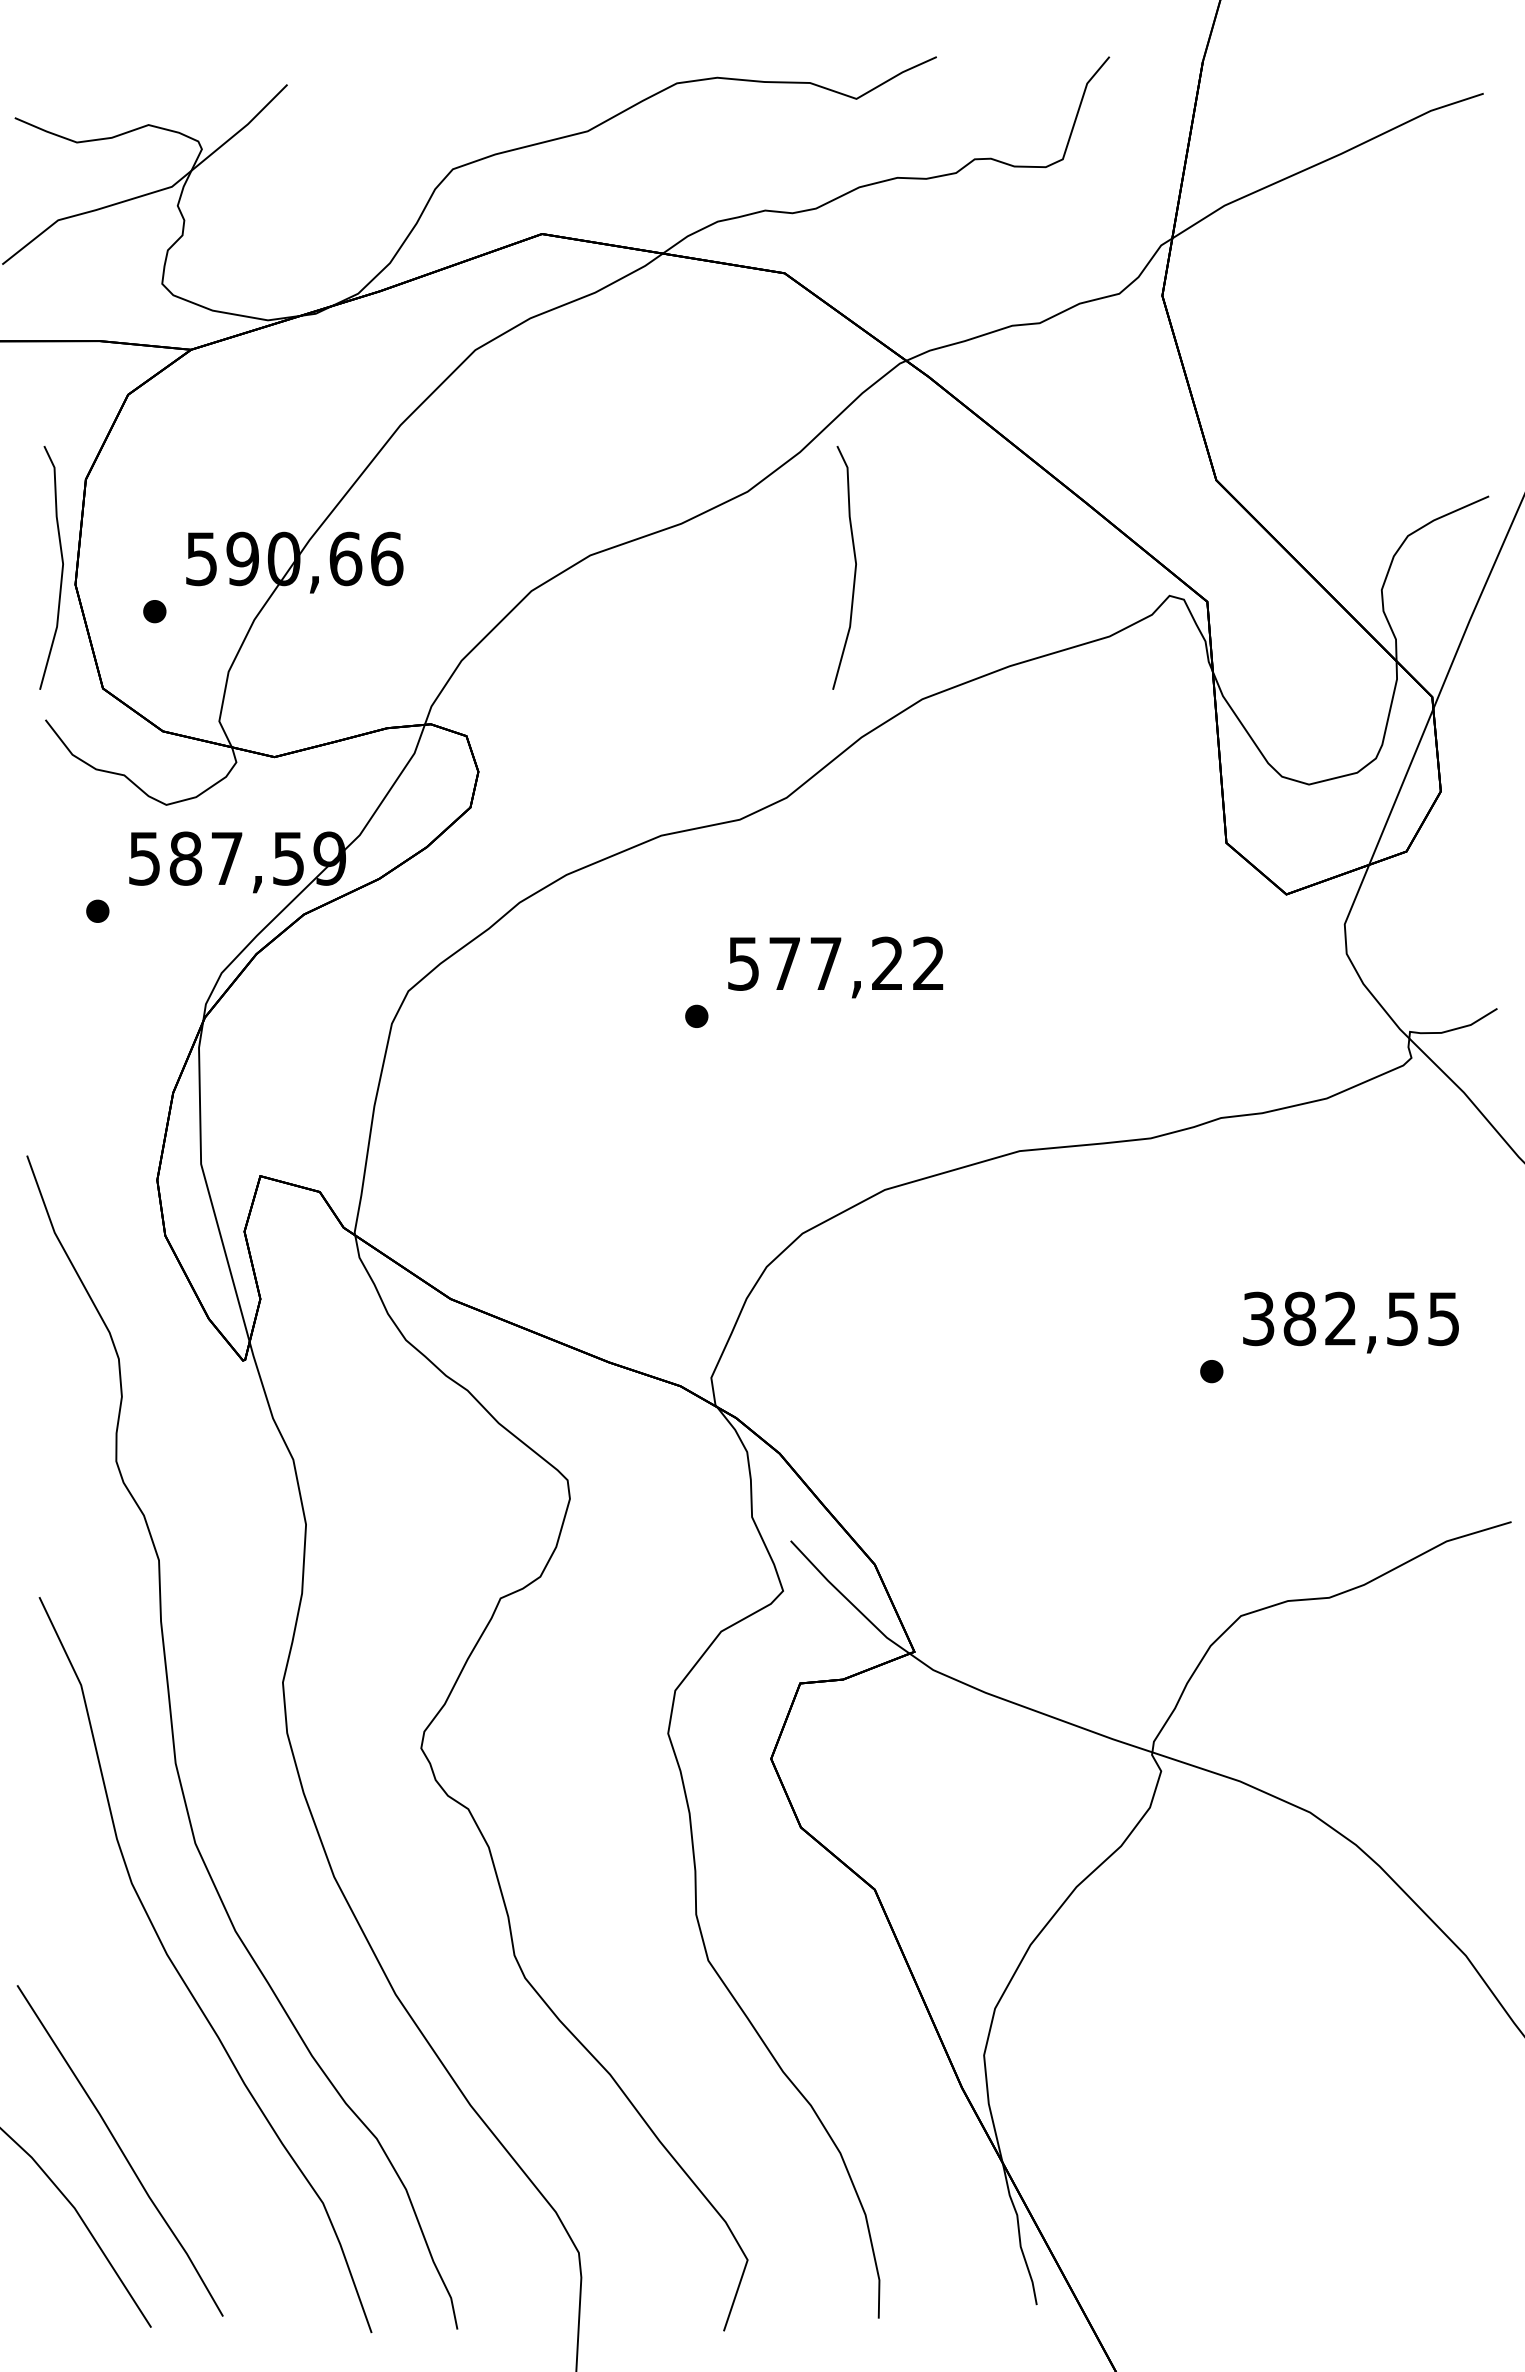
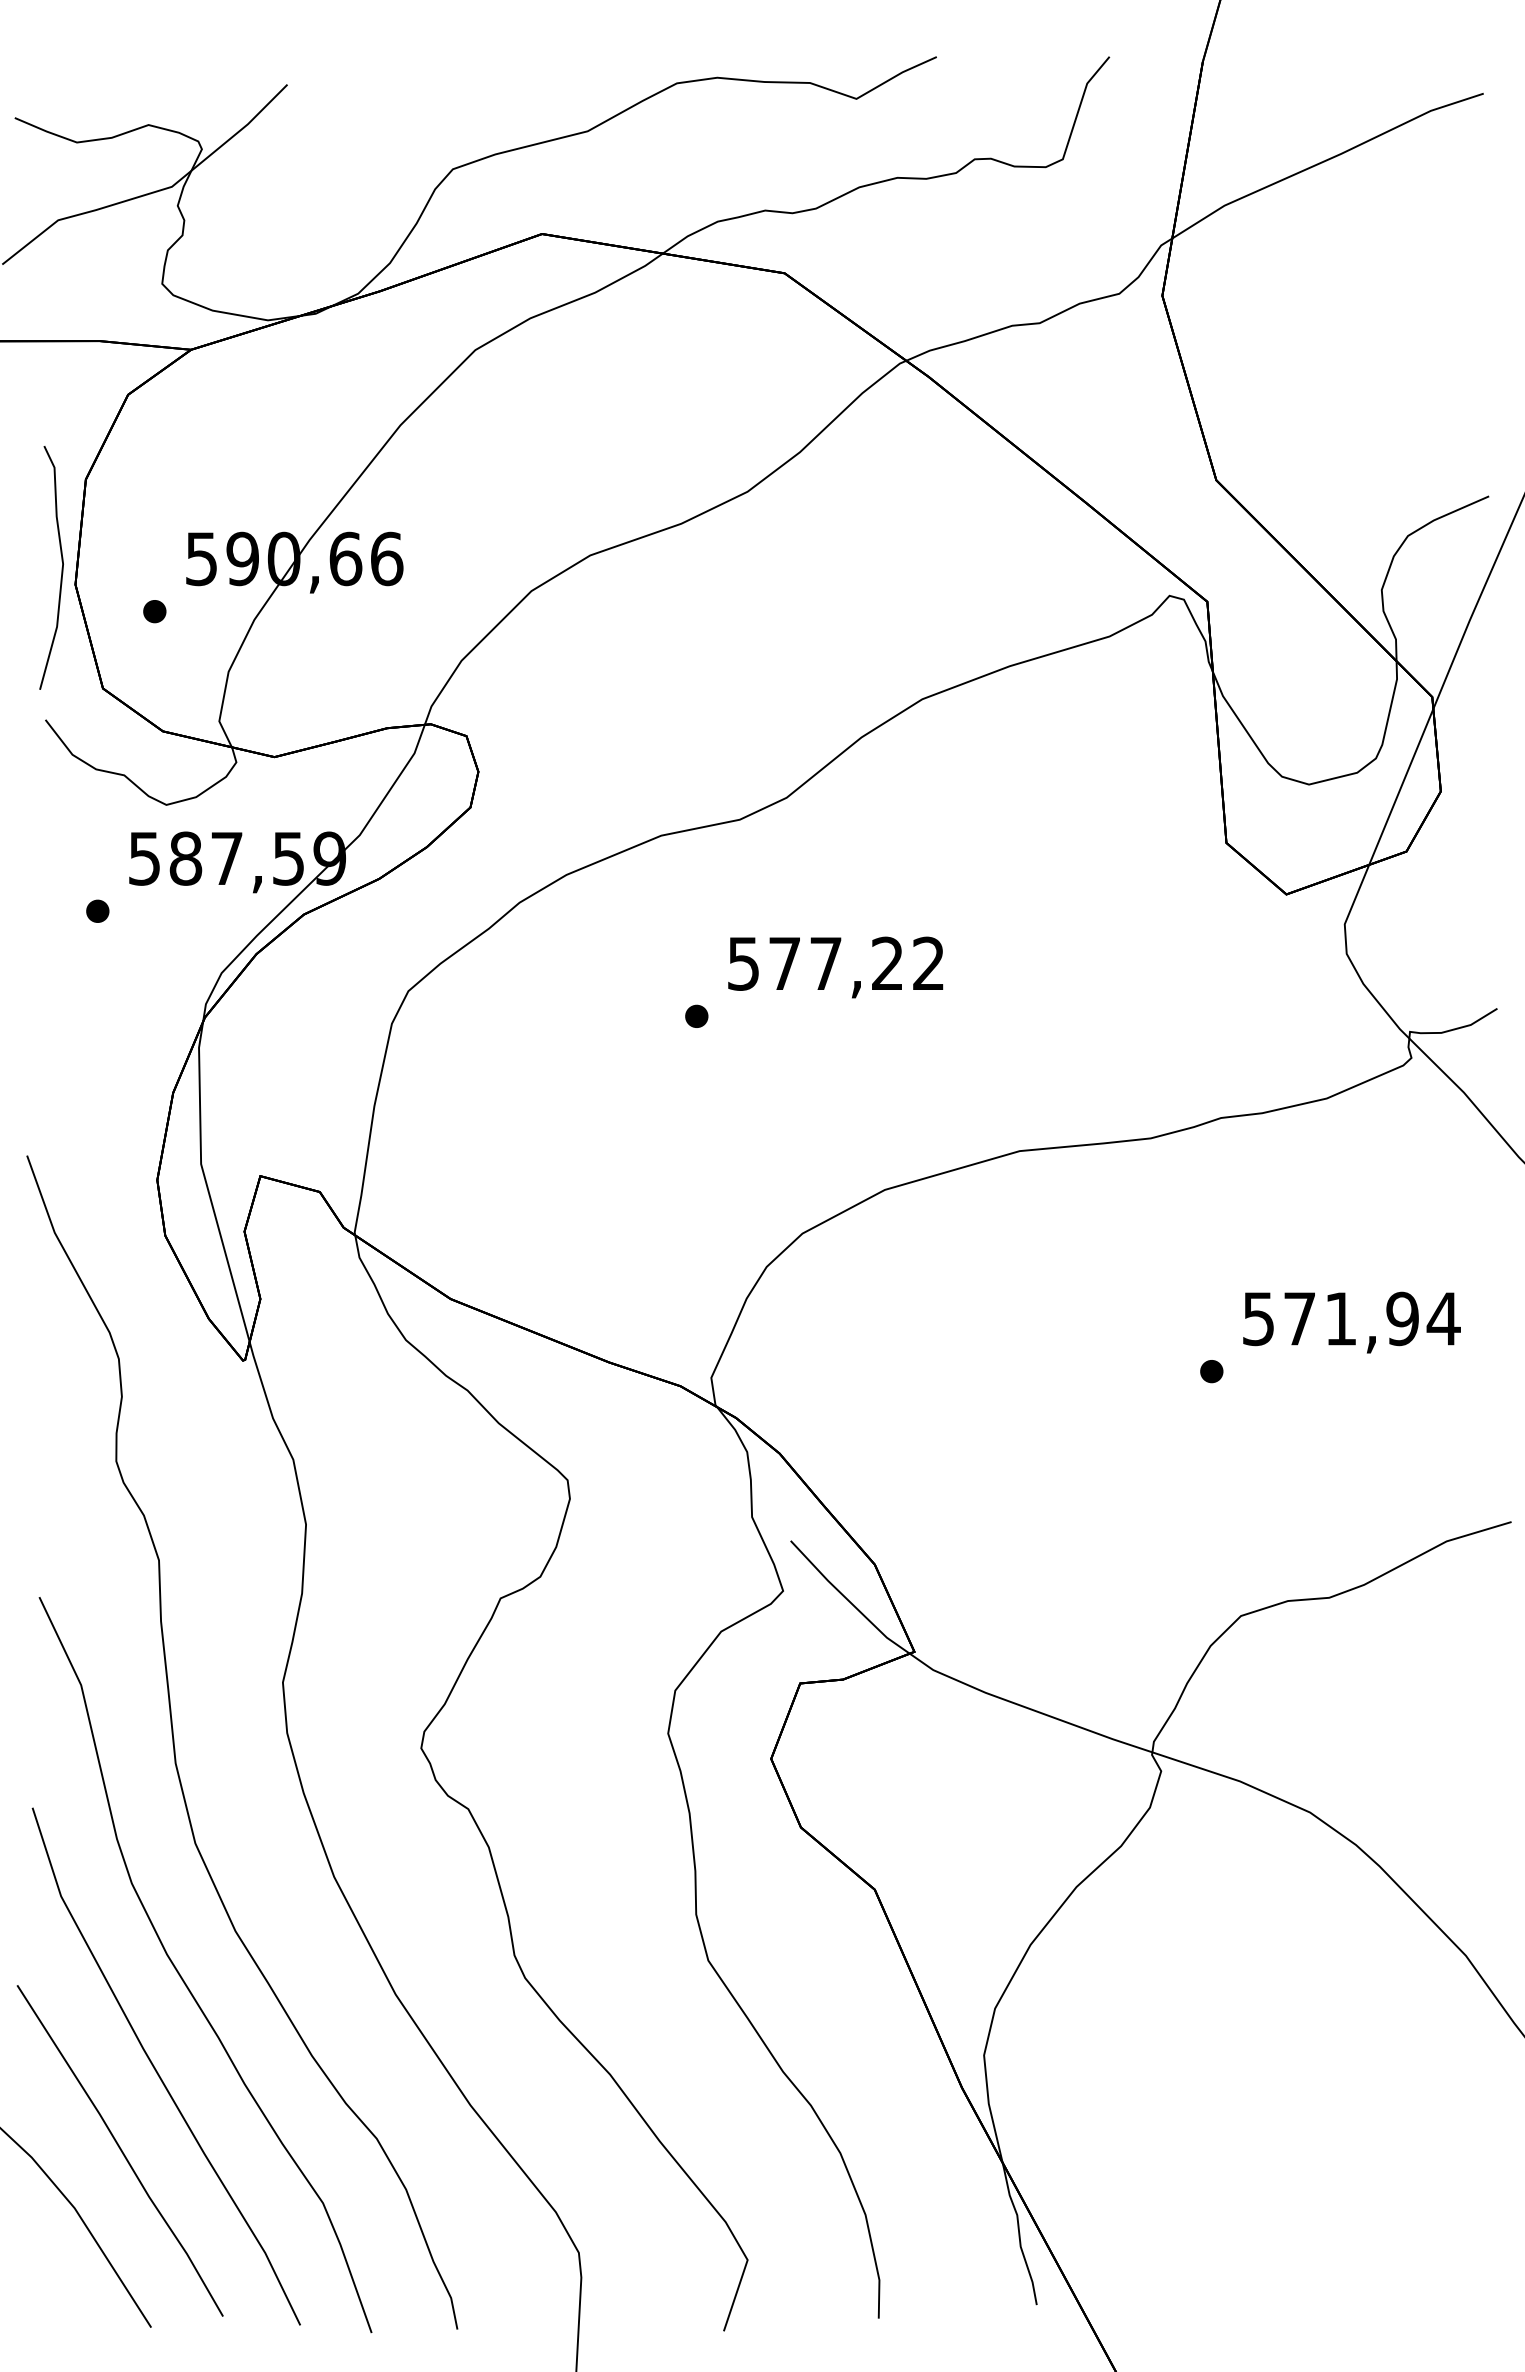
curve: present -> none (854, 567)
text: 382,55 -> 571,94 (1351, 1318)
curve: none -> present (158, 2072)
